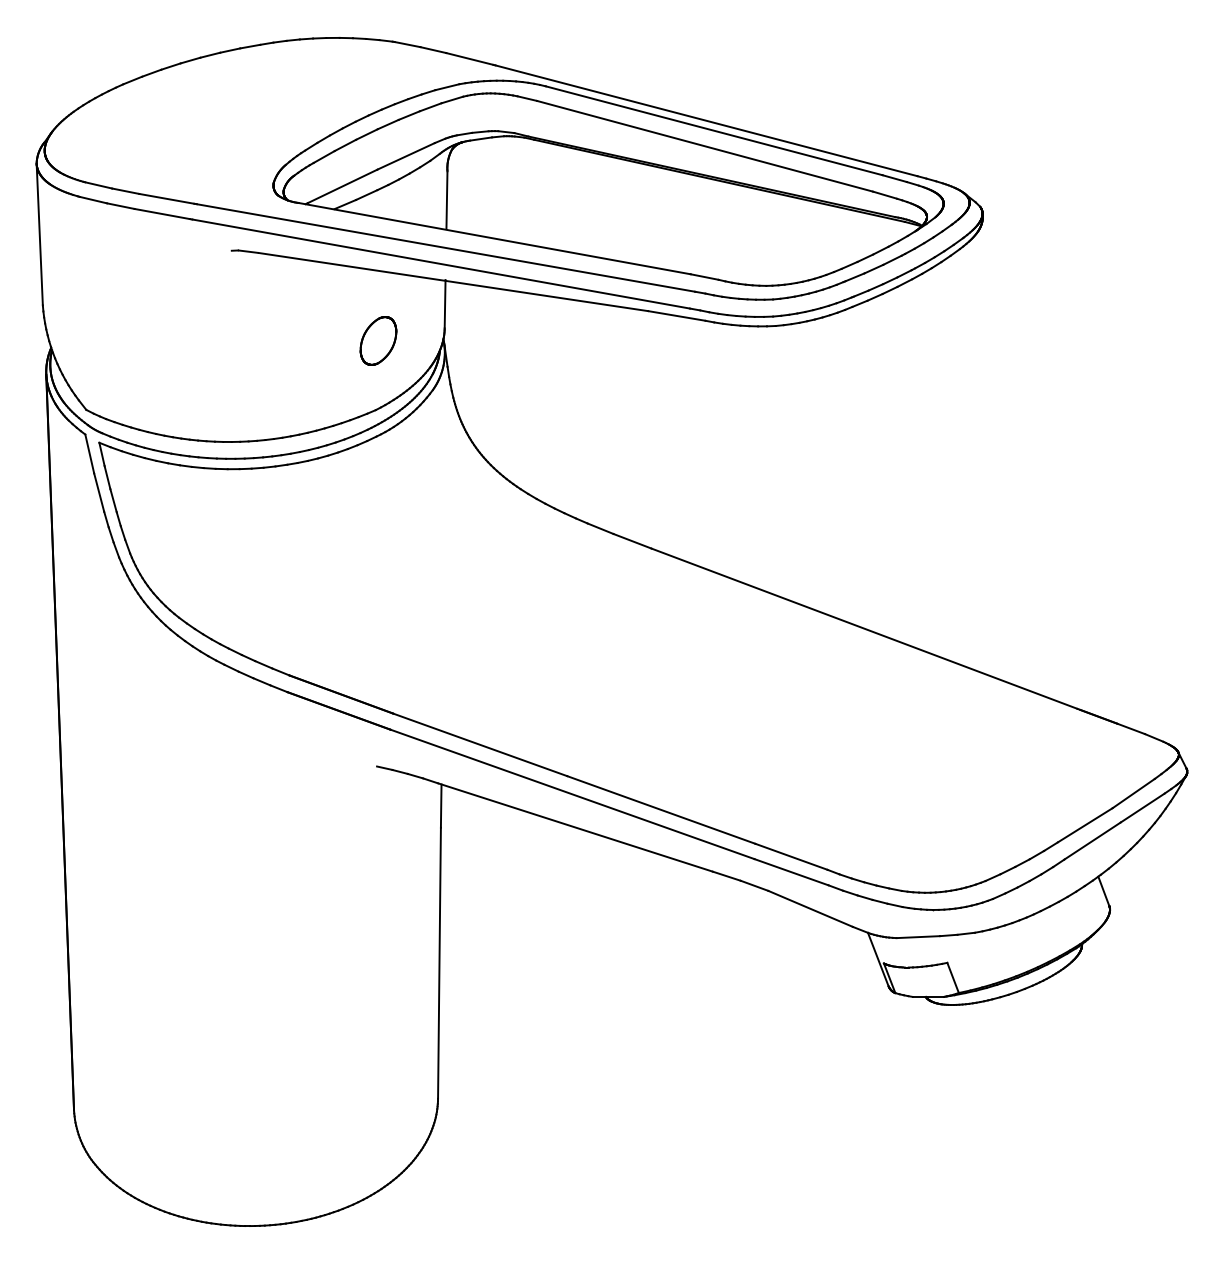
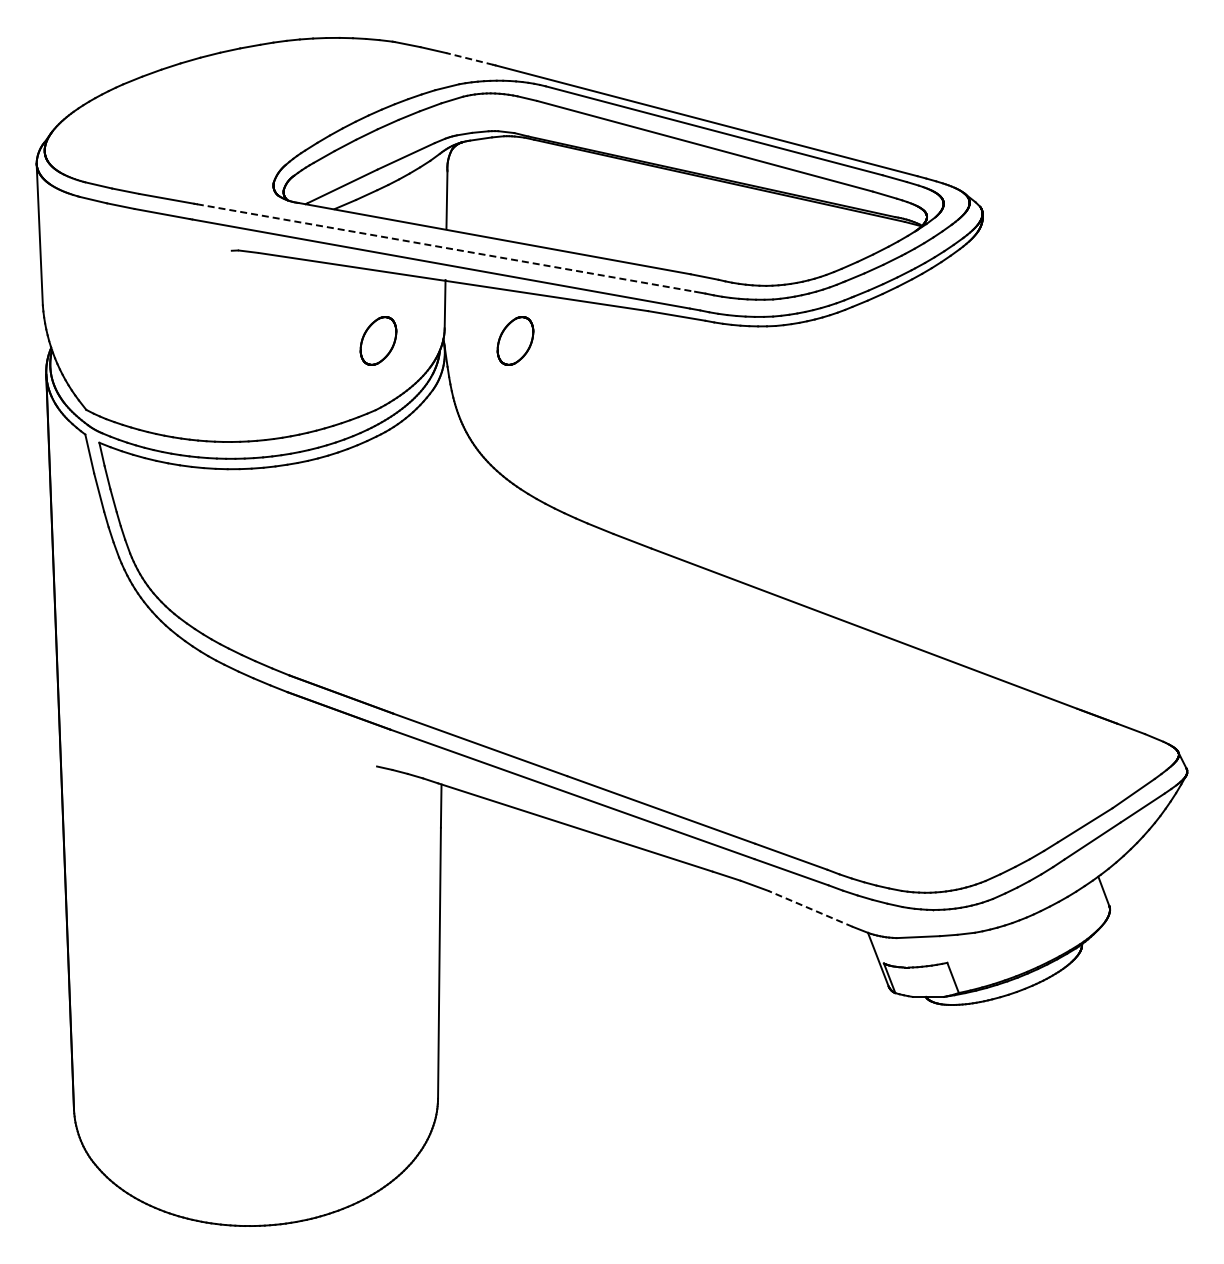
line: solid -> dashed (469, 58)
line: solid -> dashed (445, 247)
part: none -> present (515, 340)
line: solid -> dashed (810, 908)
